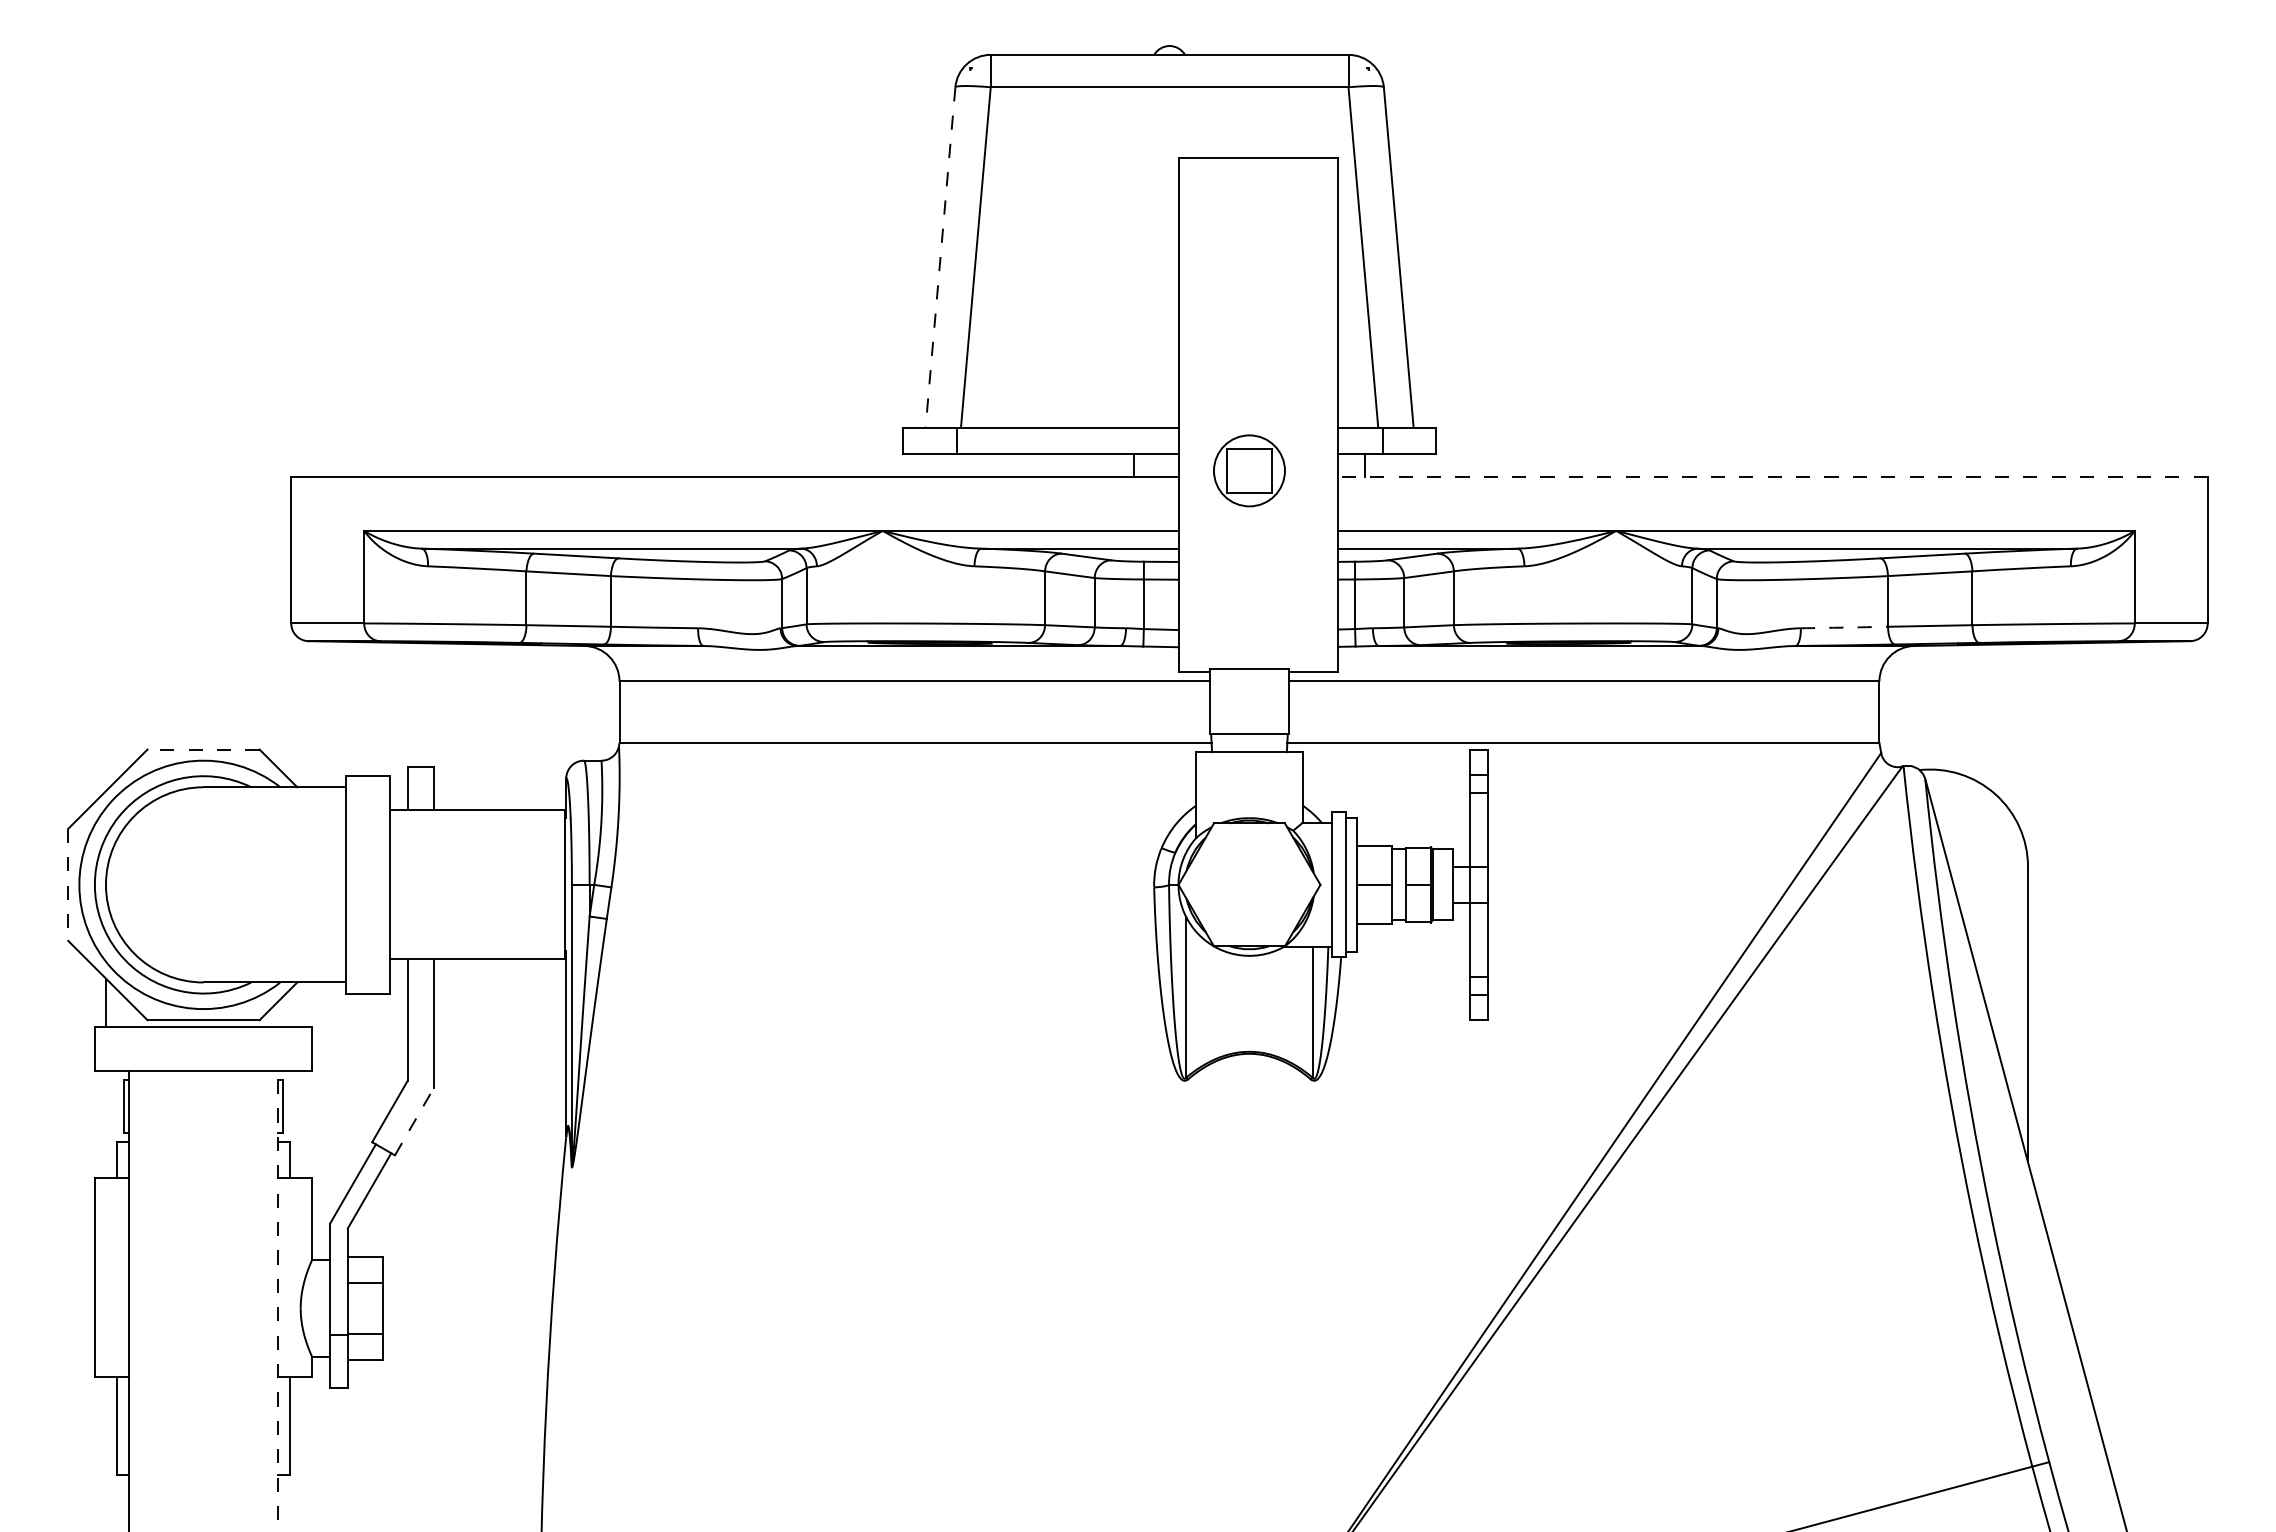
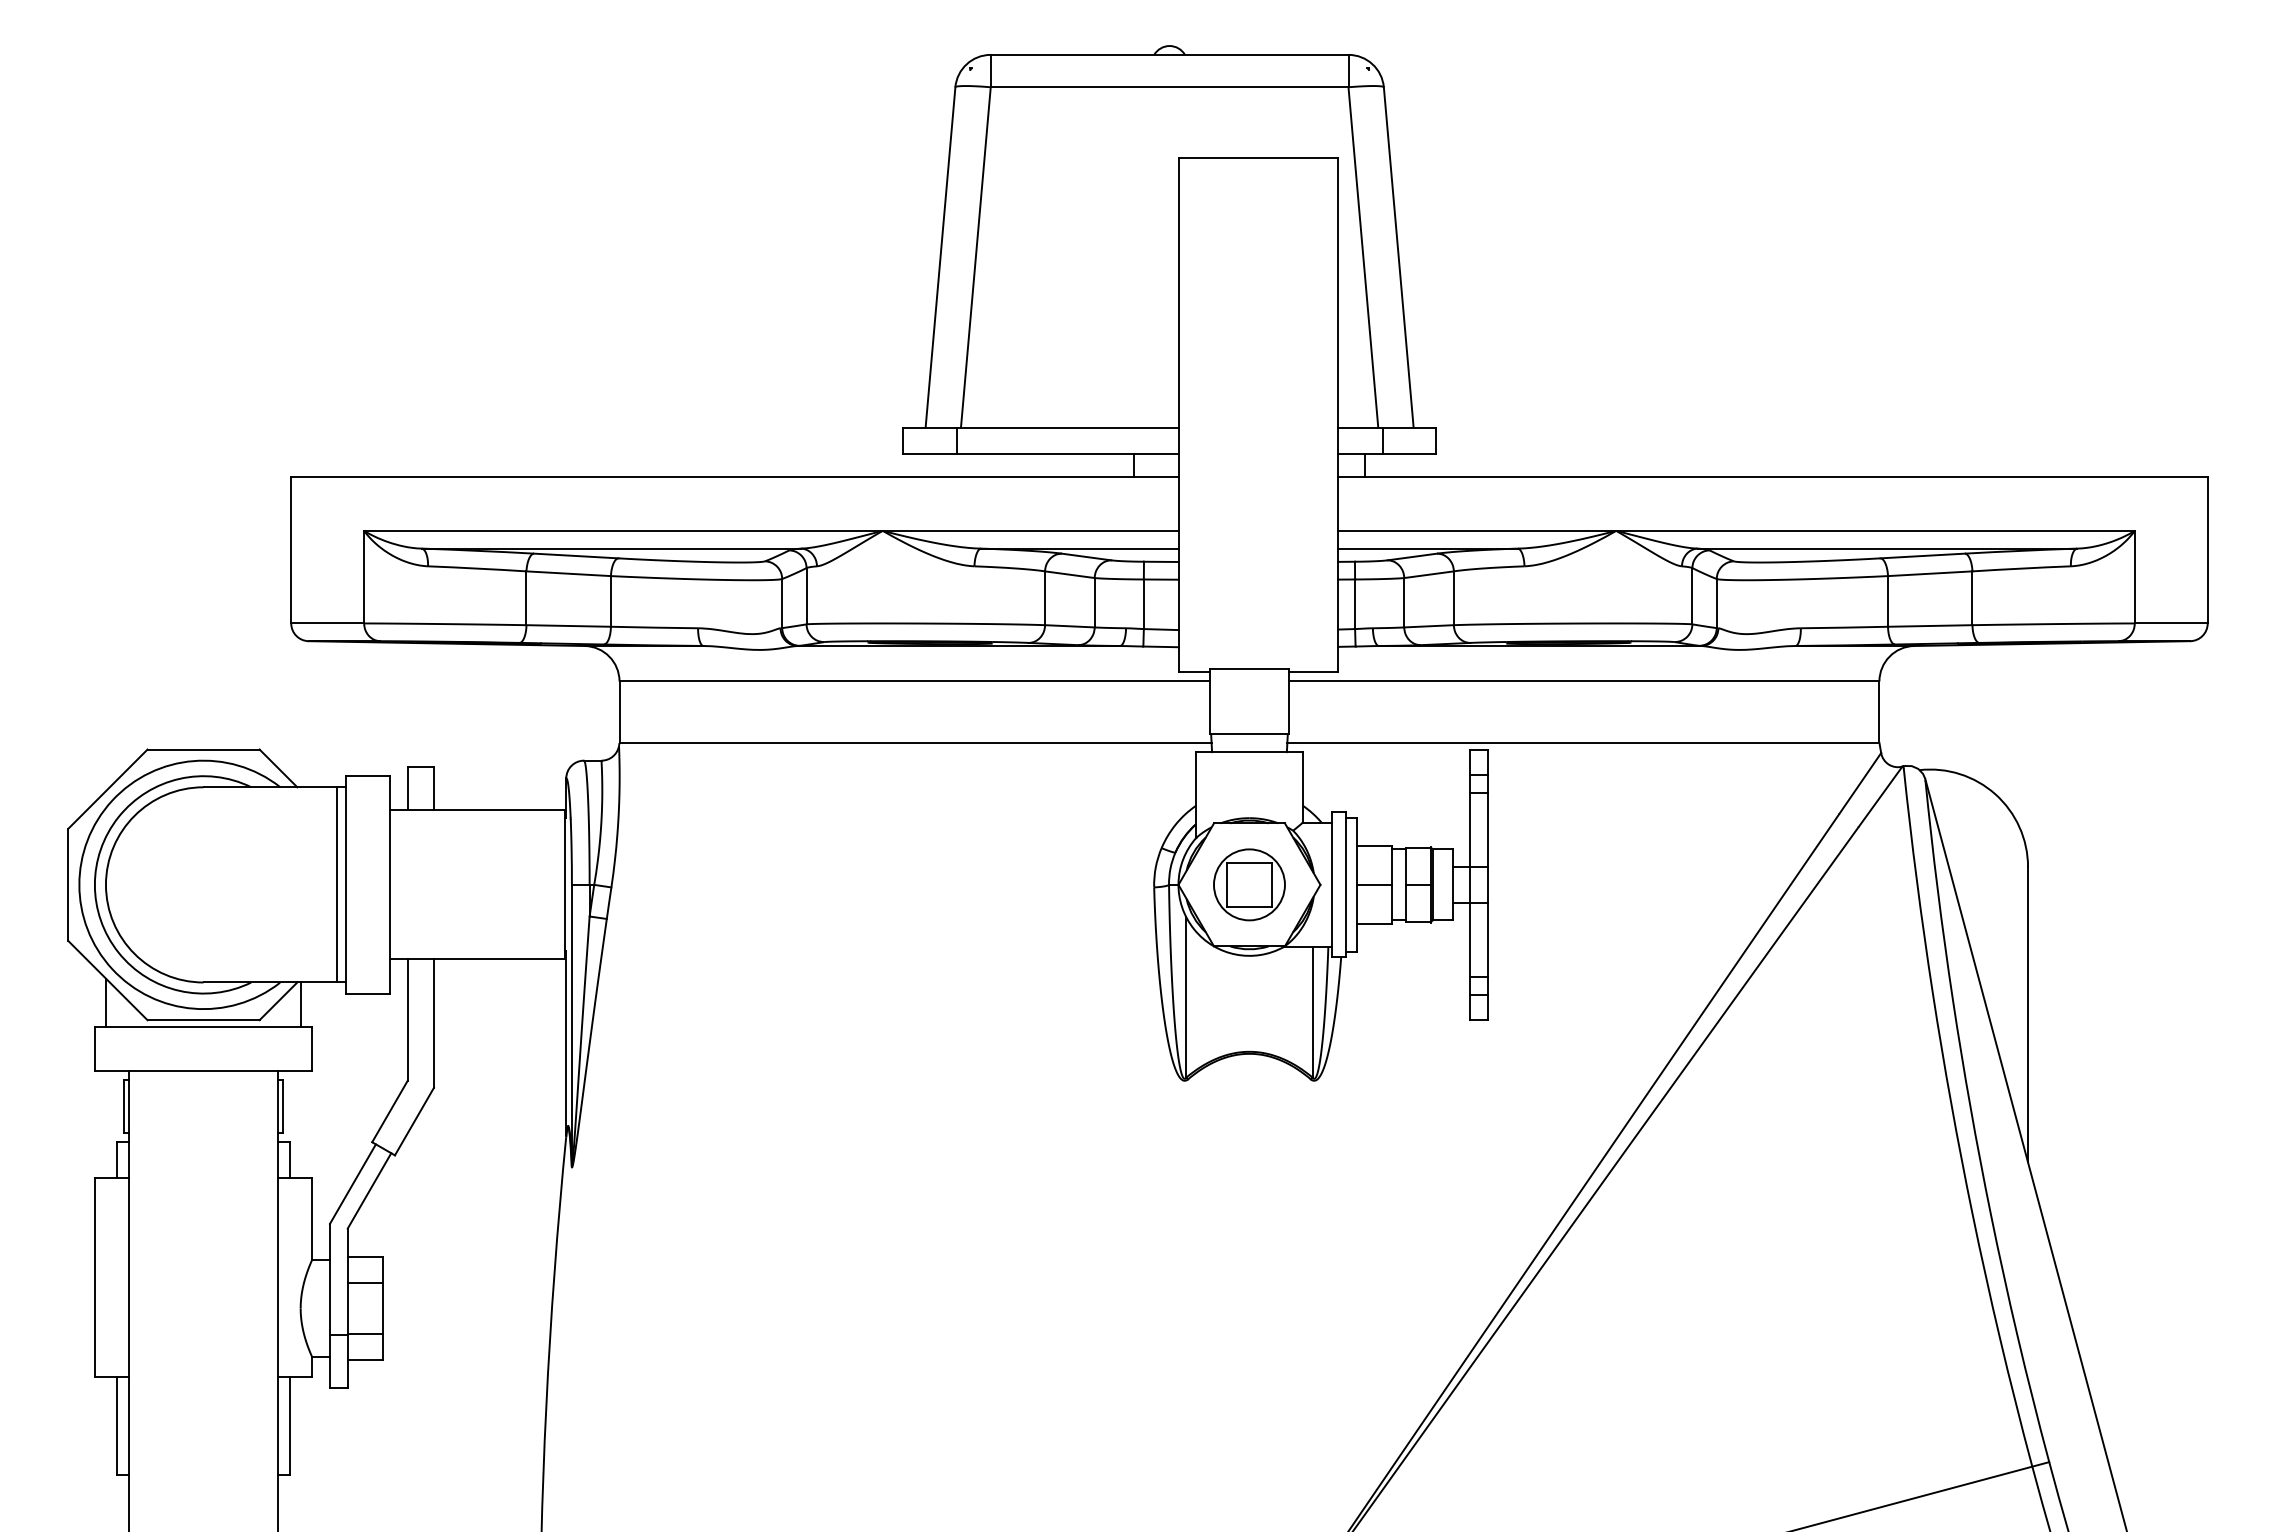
line: dashed -> solid (940, 257)
part position: (1249, 470) -> (1249, 884) (1249, 884)
line: dashed -> solid (1772, 476)
arc: dashed -> solid (1844, 627)
line: dashed -> solid (203, 749)
line: none -> present (336, 884)
line: dashed -> solid (68, 885)
line: none -> present (301, 1004)
line: dashed -> solid (414, 1121)
line: dashed -> solid (278, 1301)
